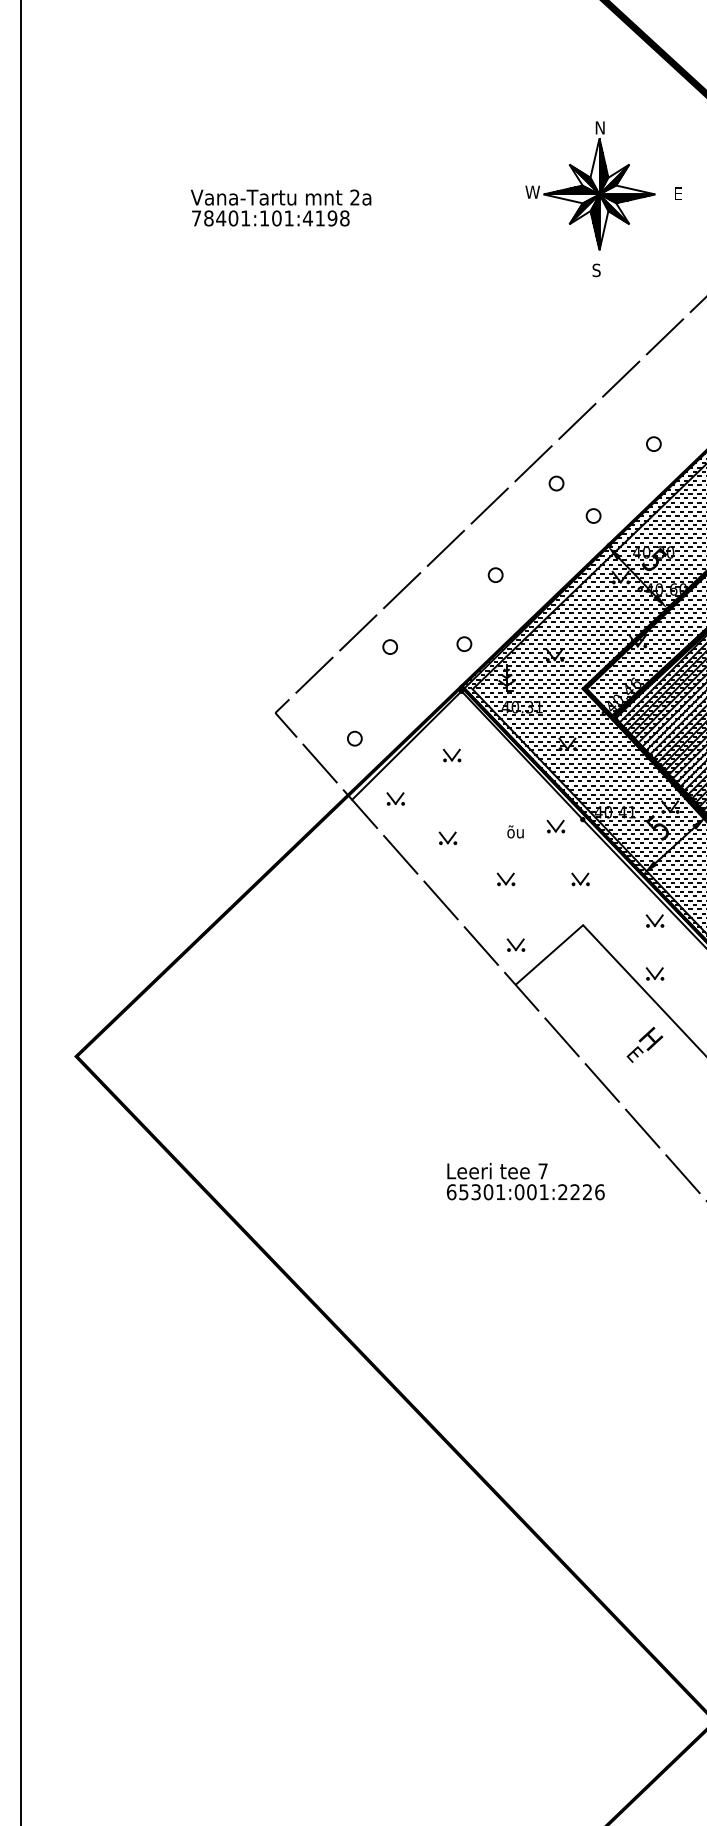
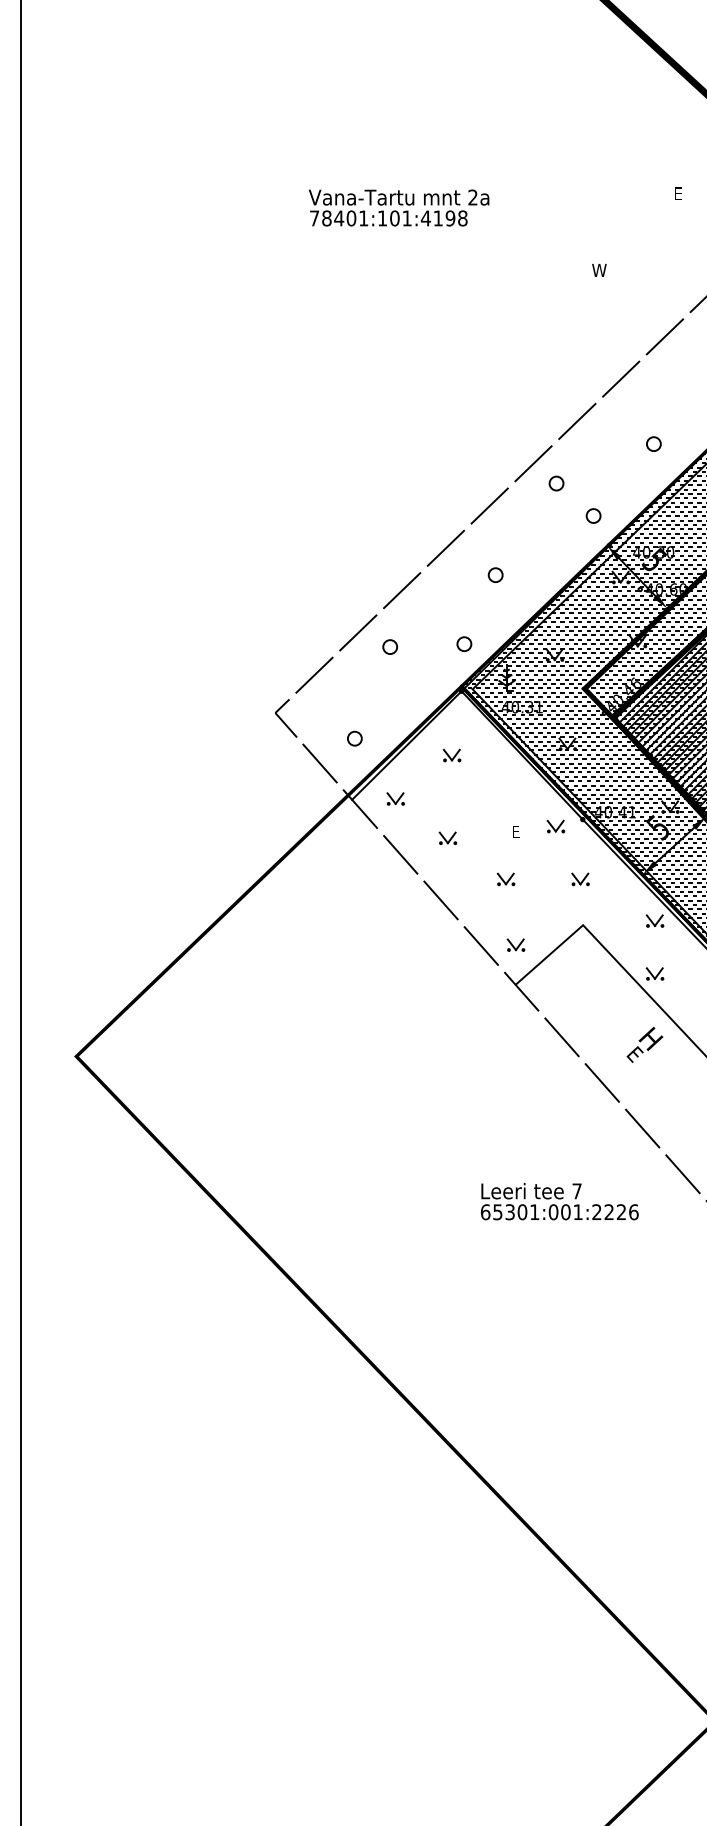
part: present -> none (590, 185)
text position: (281, 207) -> (399, 207) (399, 207)
text: S -> W (599, 270)
text: õu -> E (515, 831)
text position: (525, 1181) -> (559, 1201) (559, 1201)
